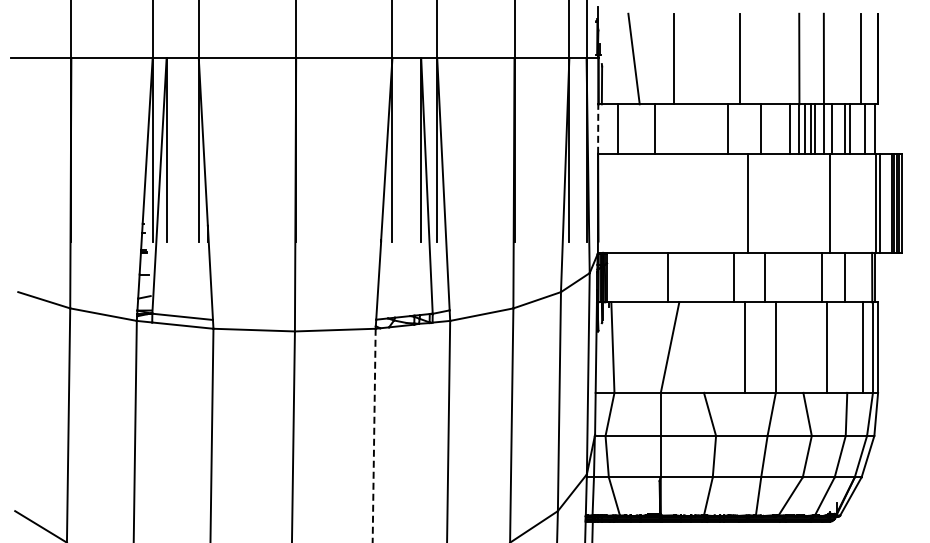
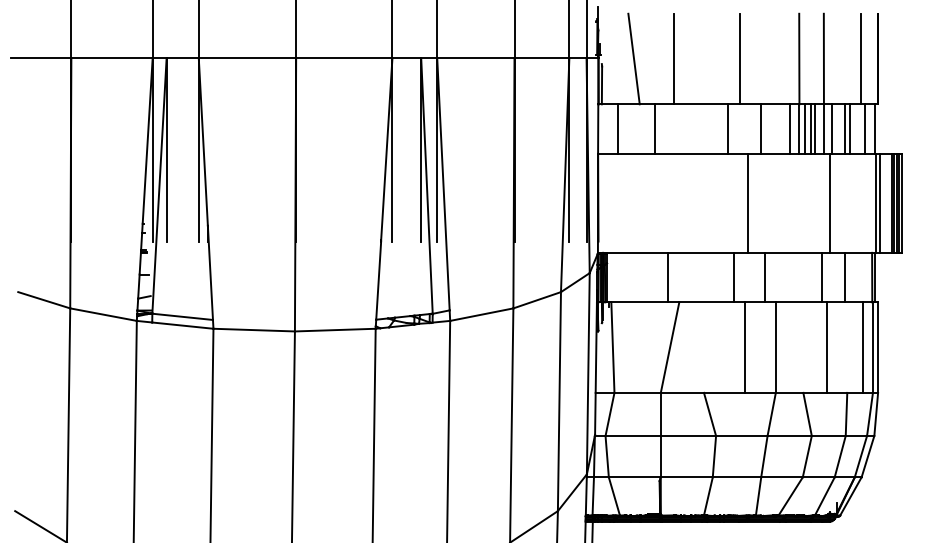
line: dashed -> solid (598, 129)
line: dashed -> solid (374, 435)
